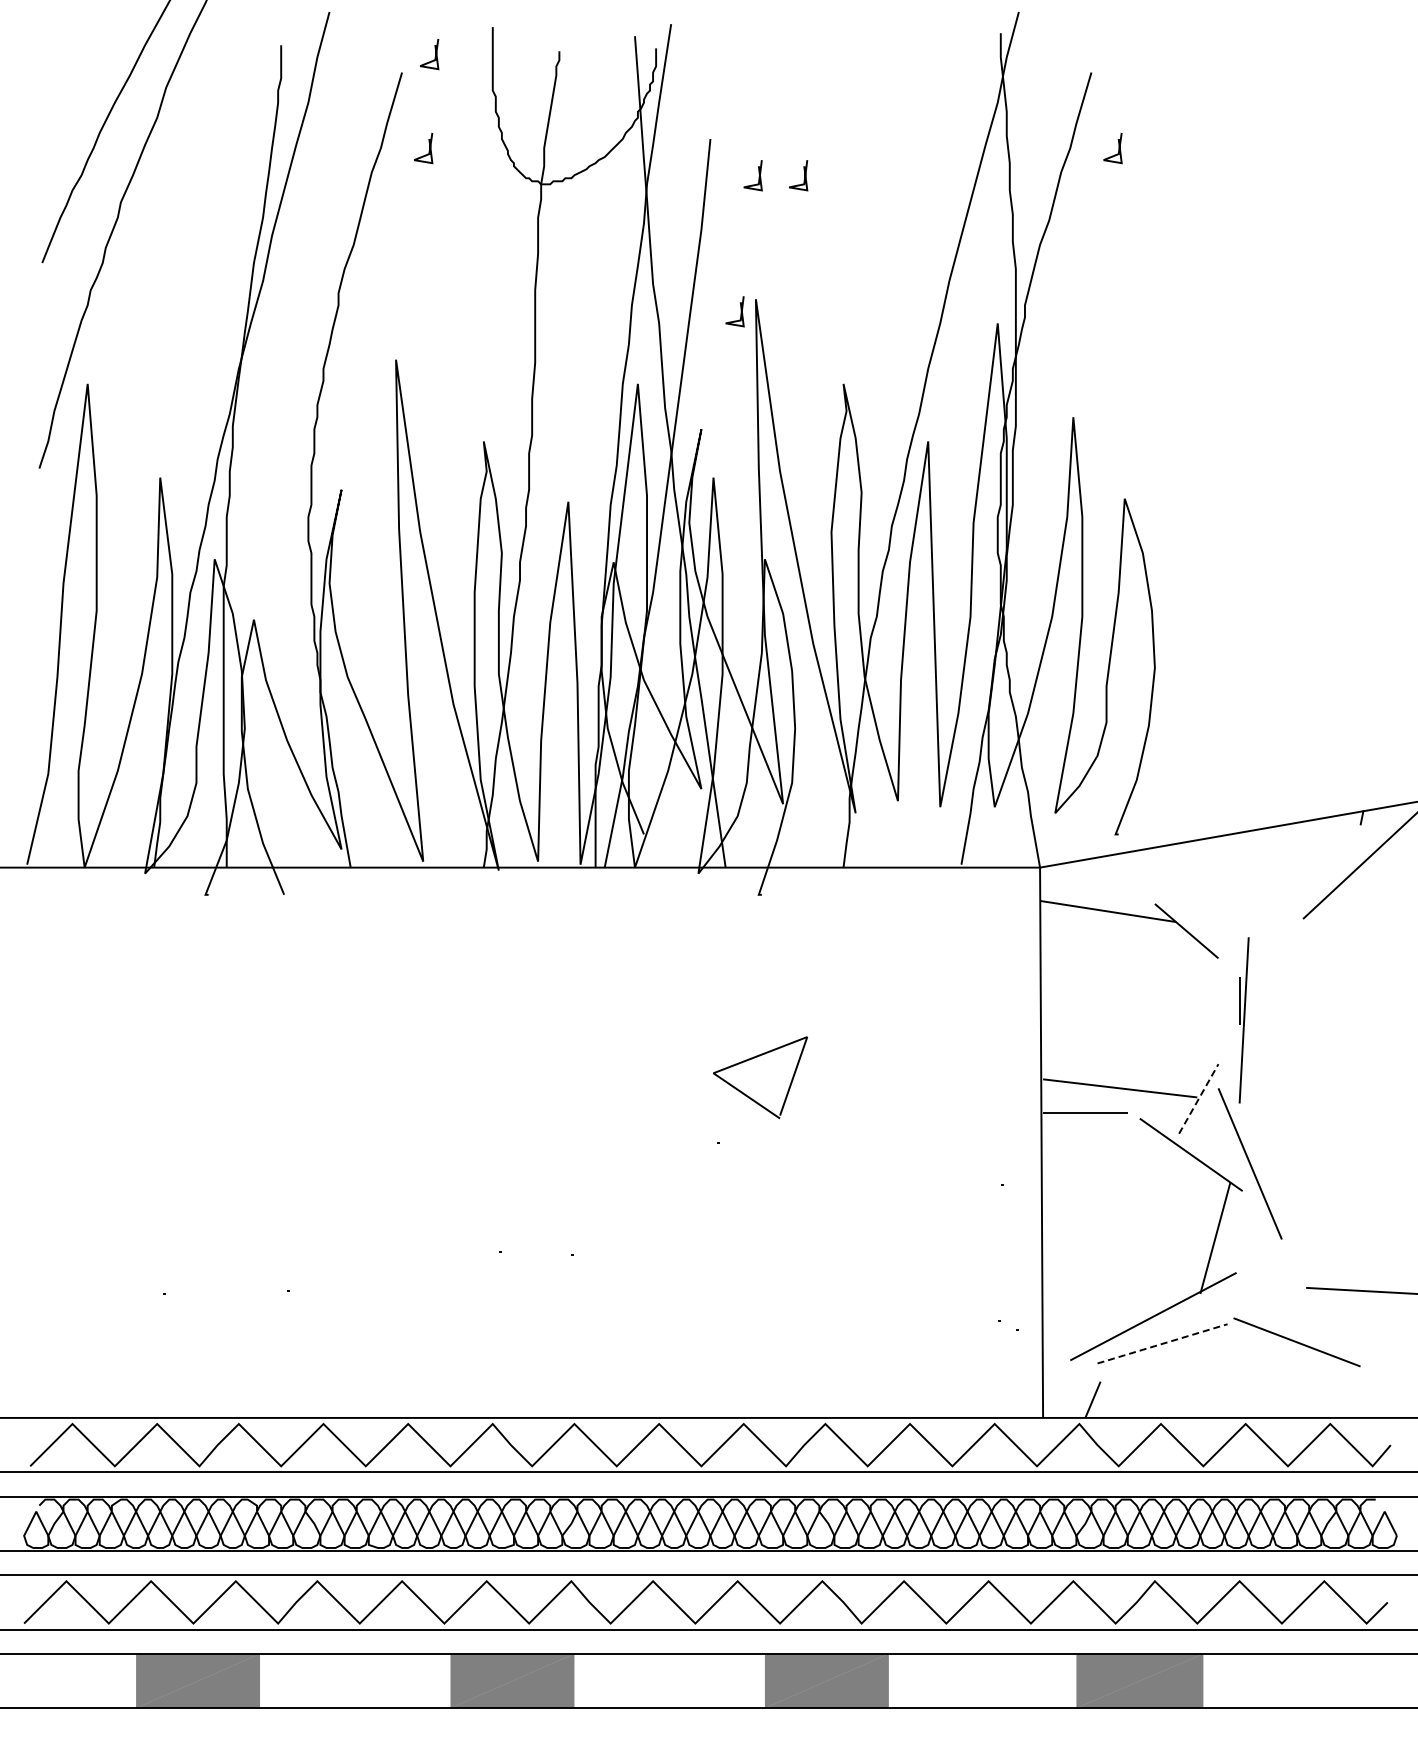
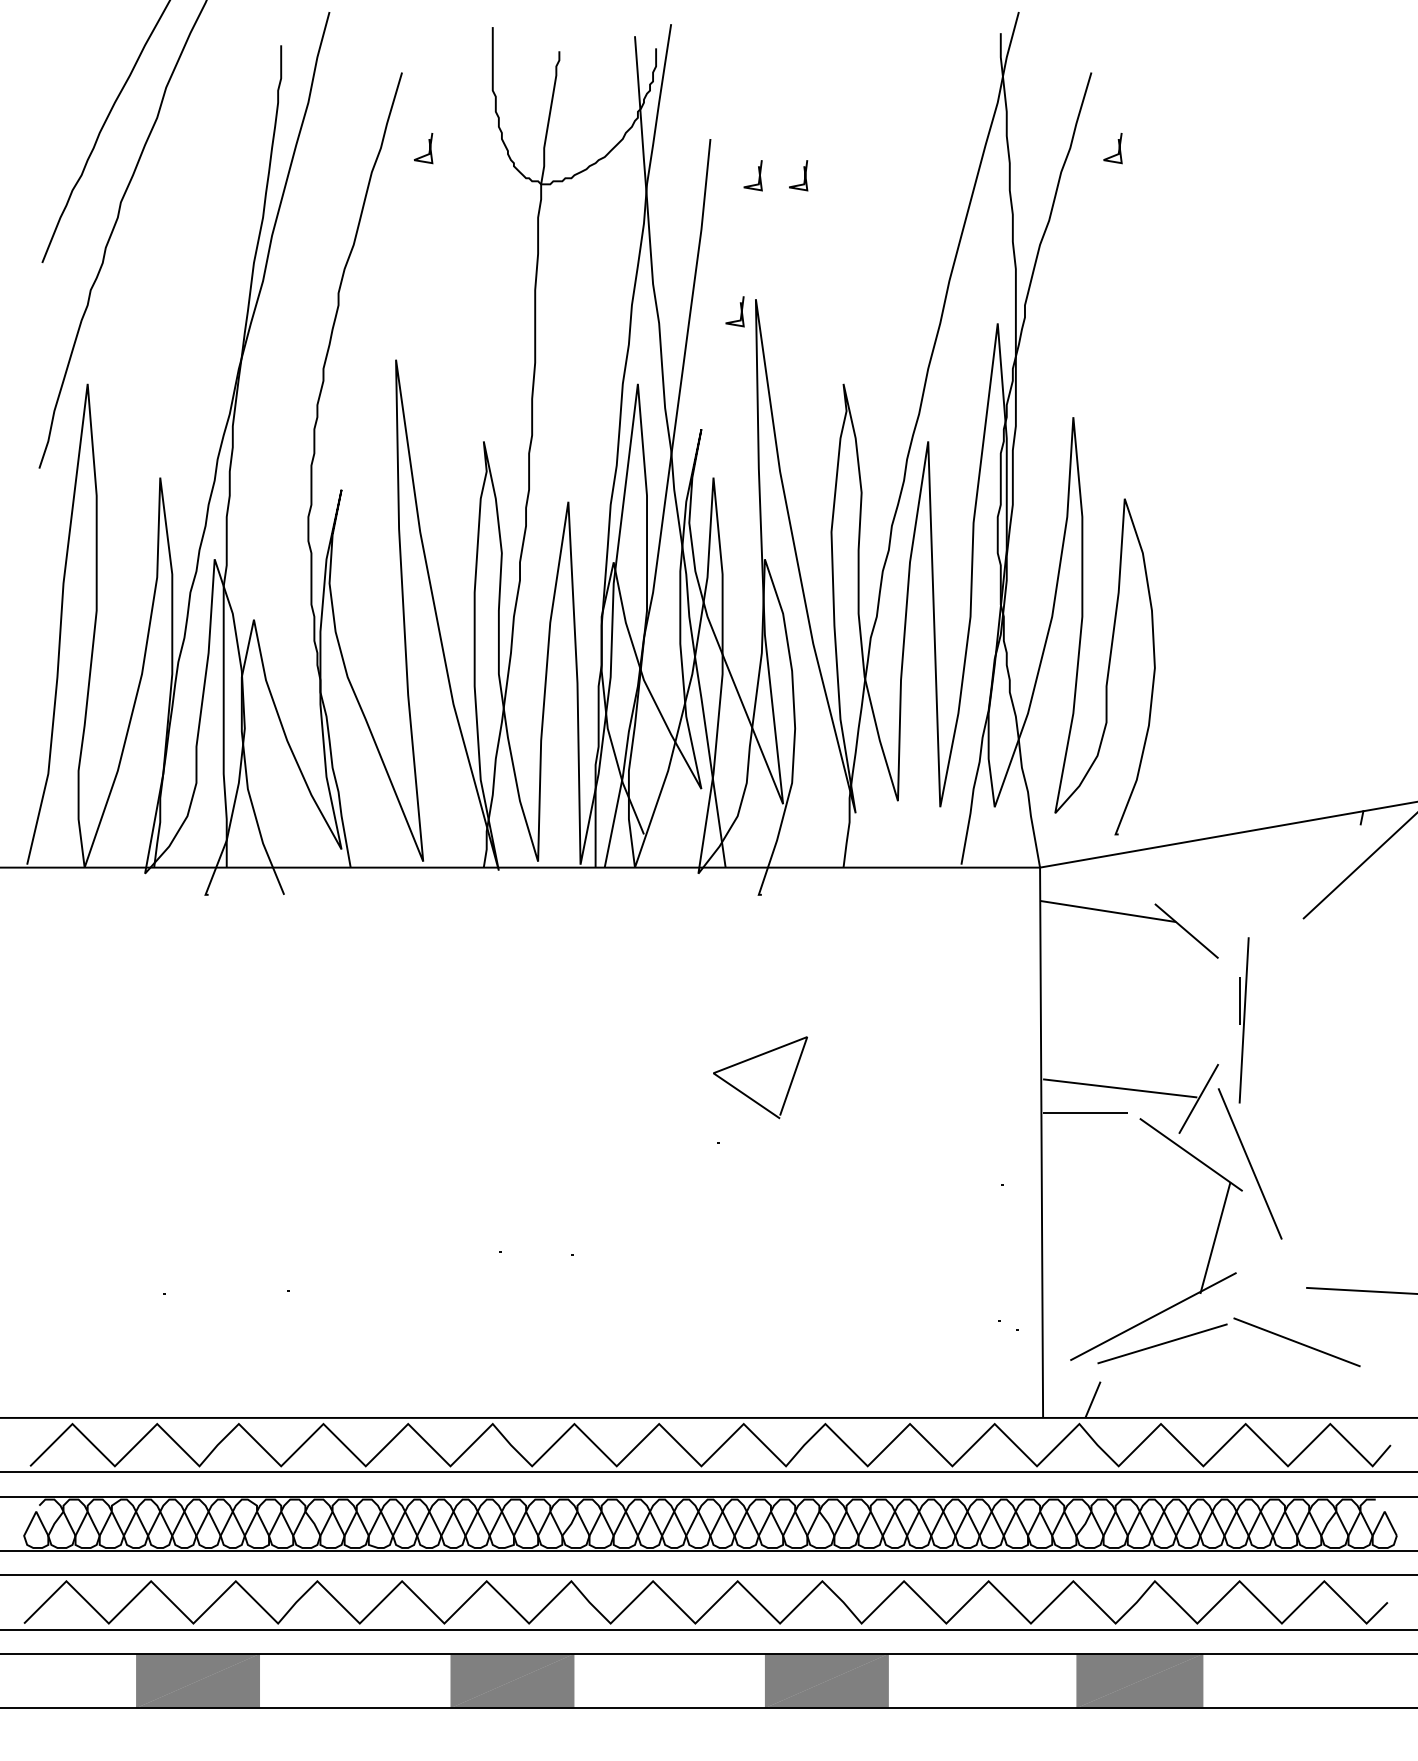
line: present -> none (434, 57)
line: dashed -> solid (1198, 1098)
line: dashed -> solid (1162, 1343)
